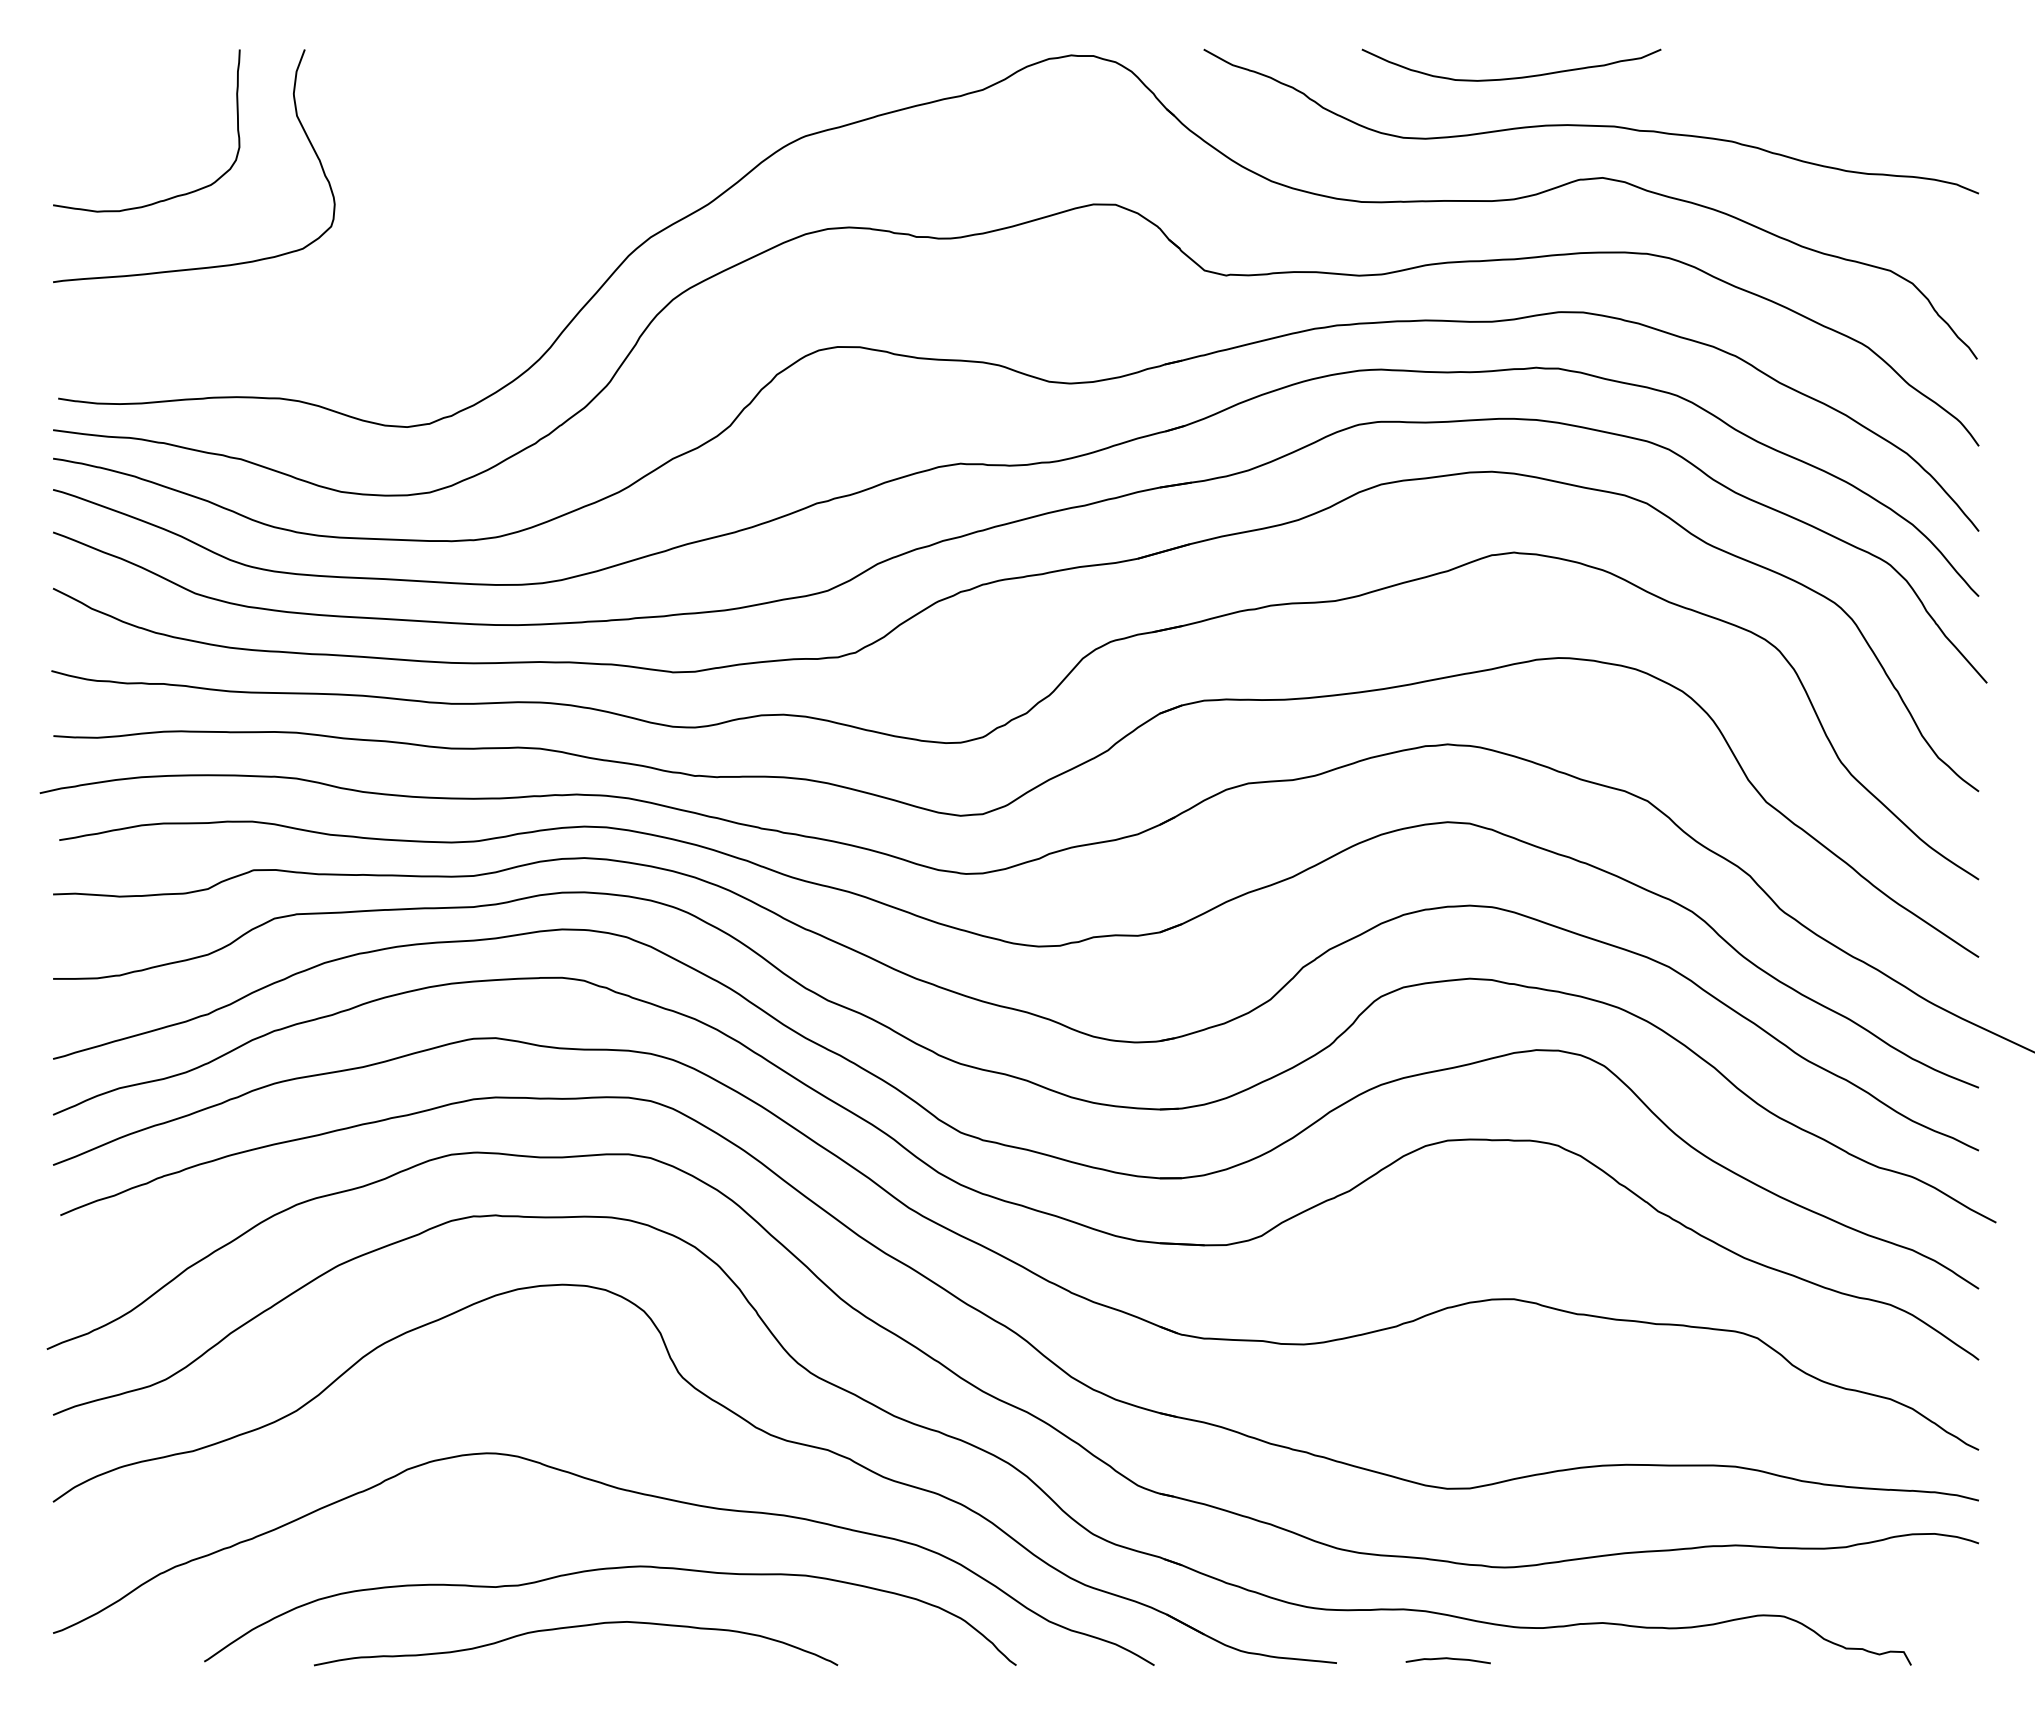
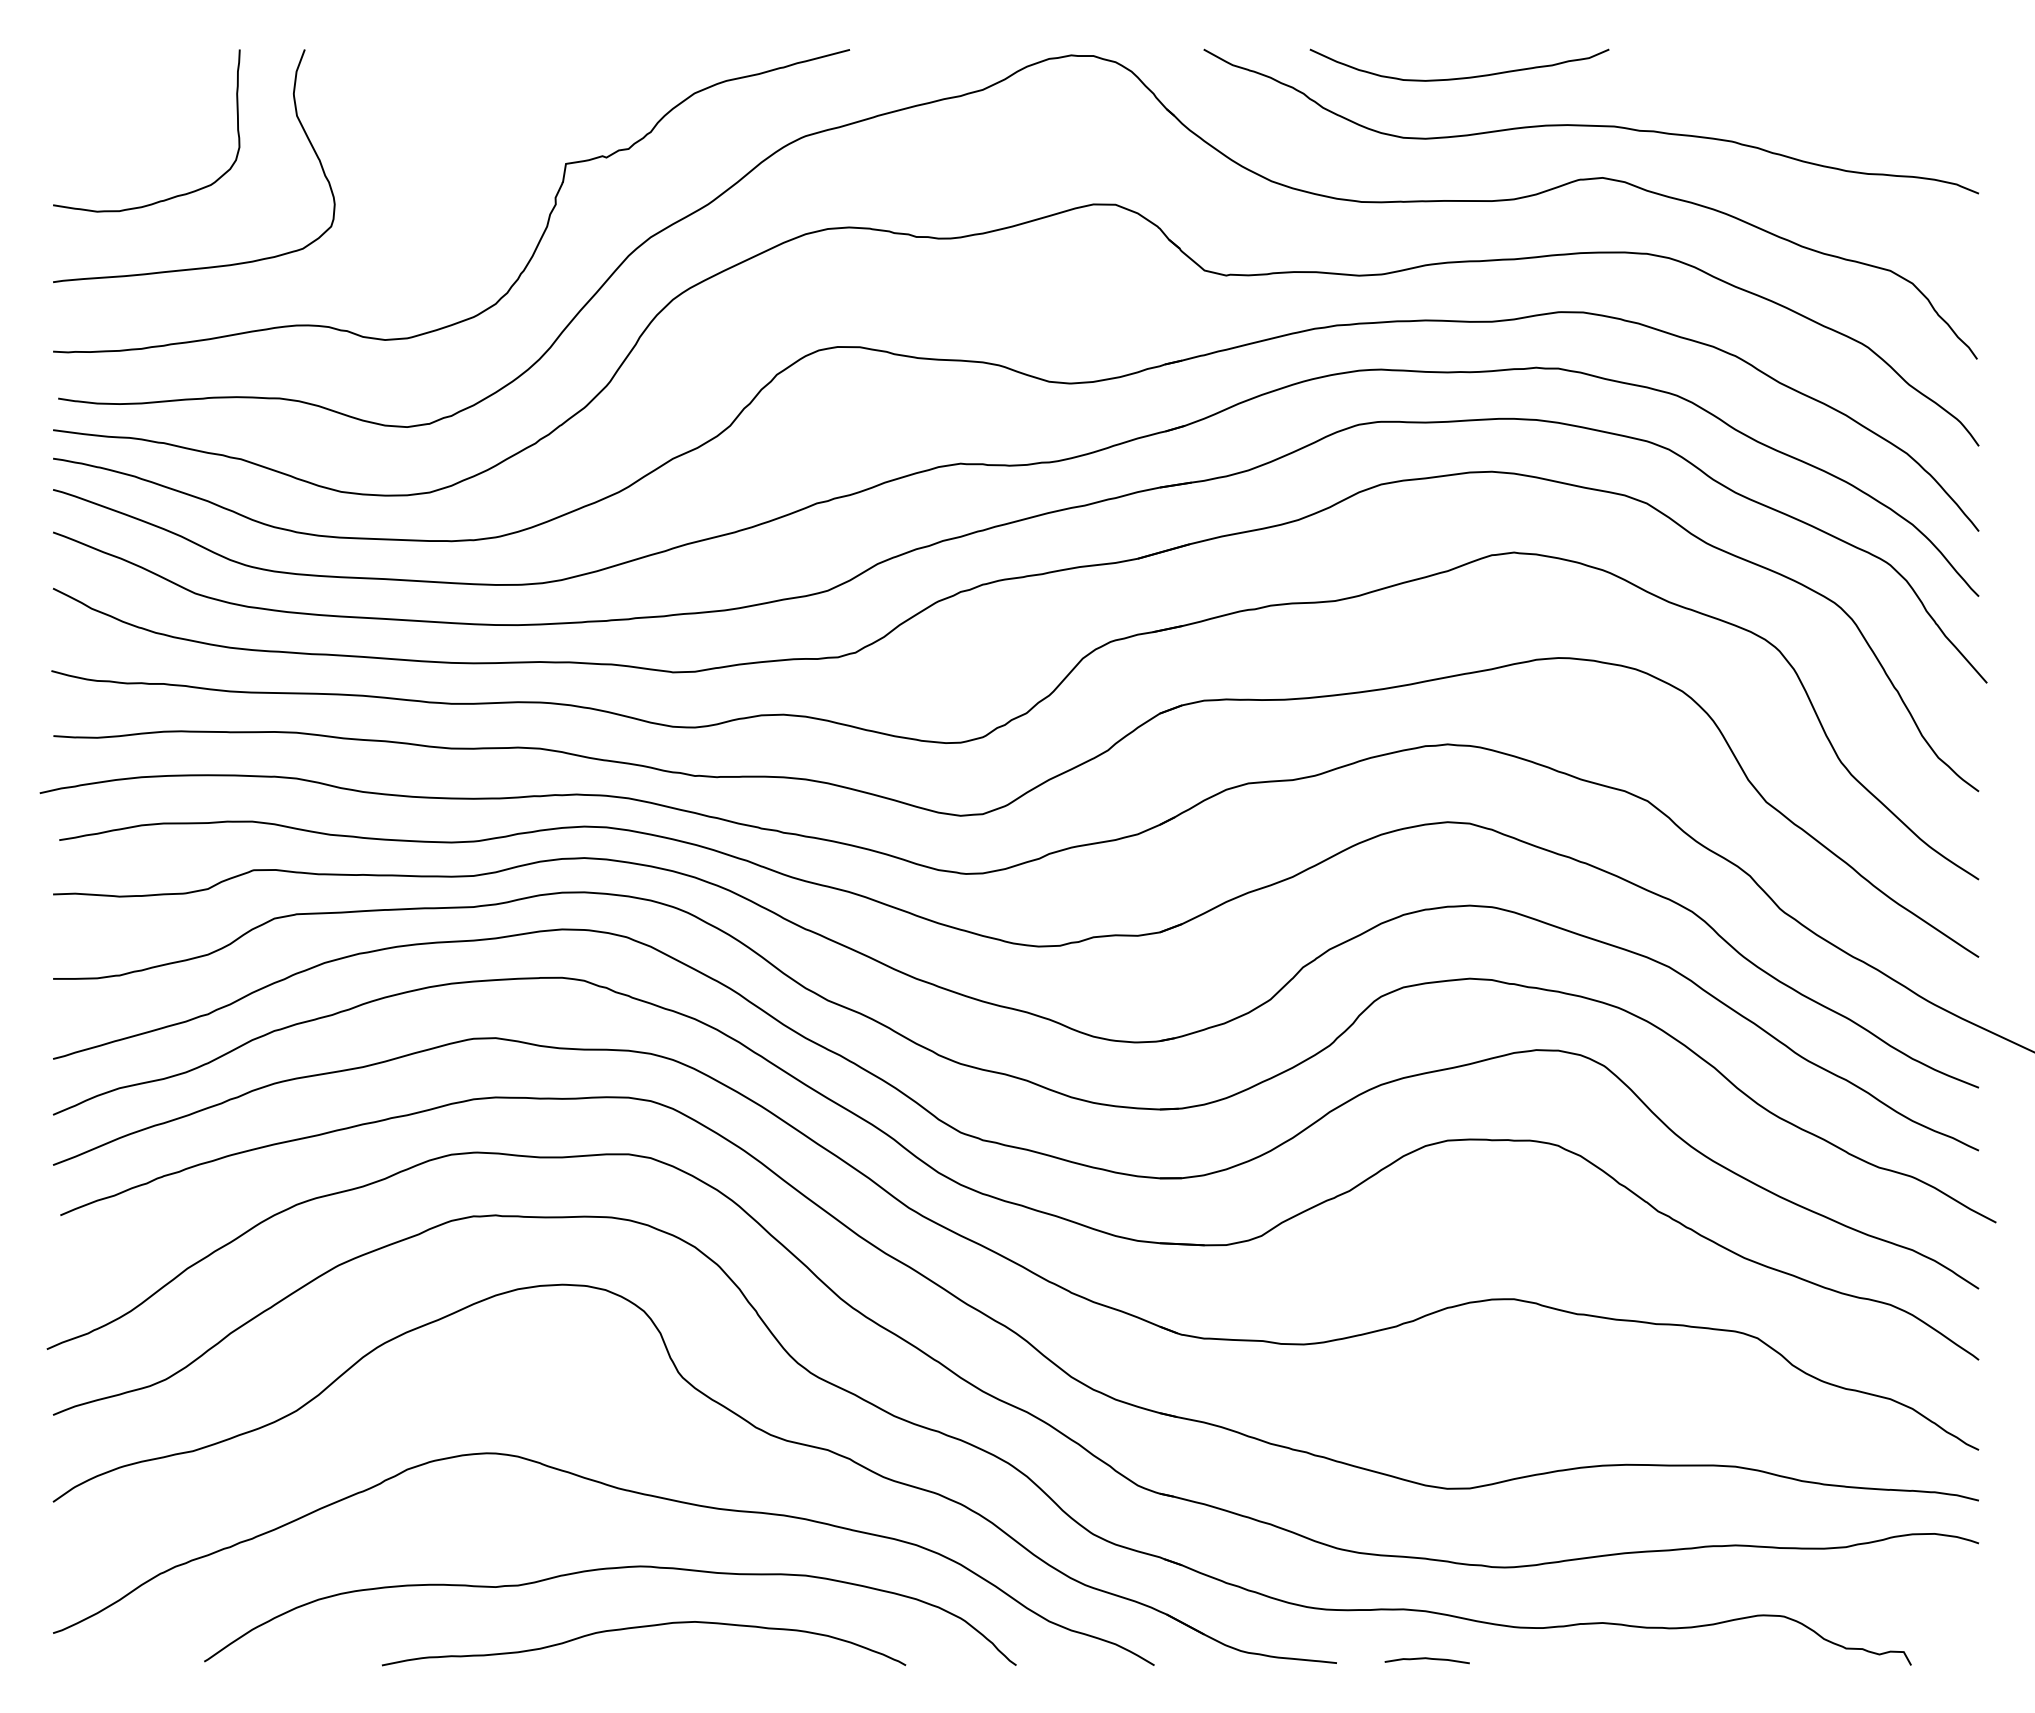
curve position: (1511, 77) -> (1459, 77) (1459, 77)
curve: none -> present (537, 243)
curve position: (576, 1627) -> (644, 1627) (644, 1627)
curve position: (1447, 1659) -> (1426, 1659) (1426, 1659)
